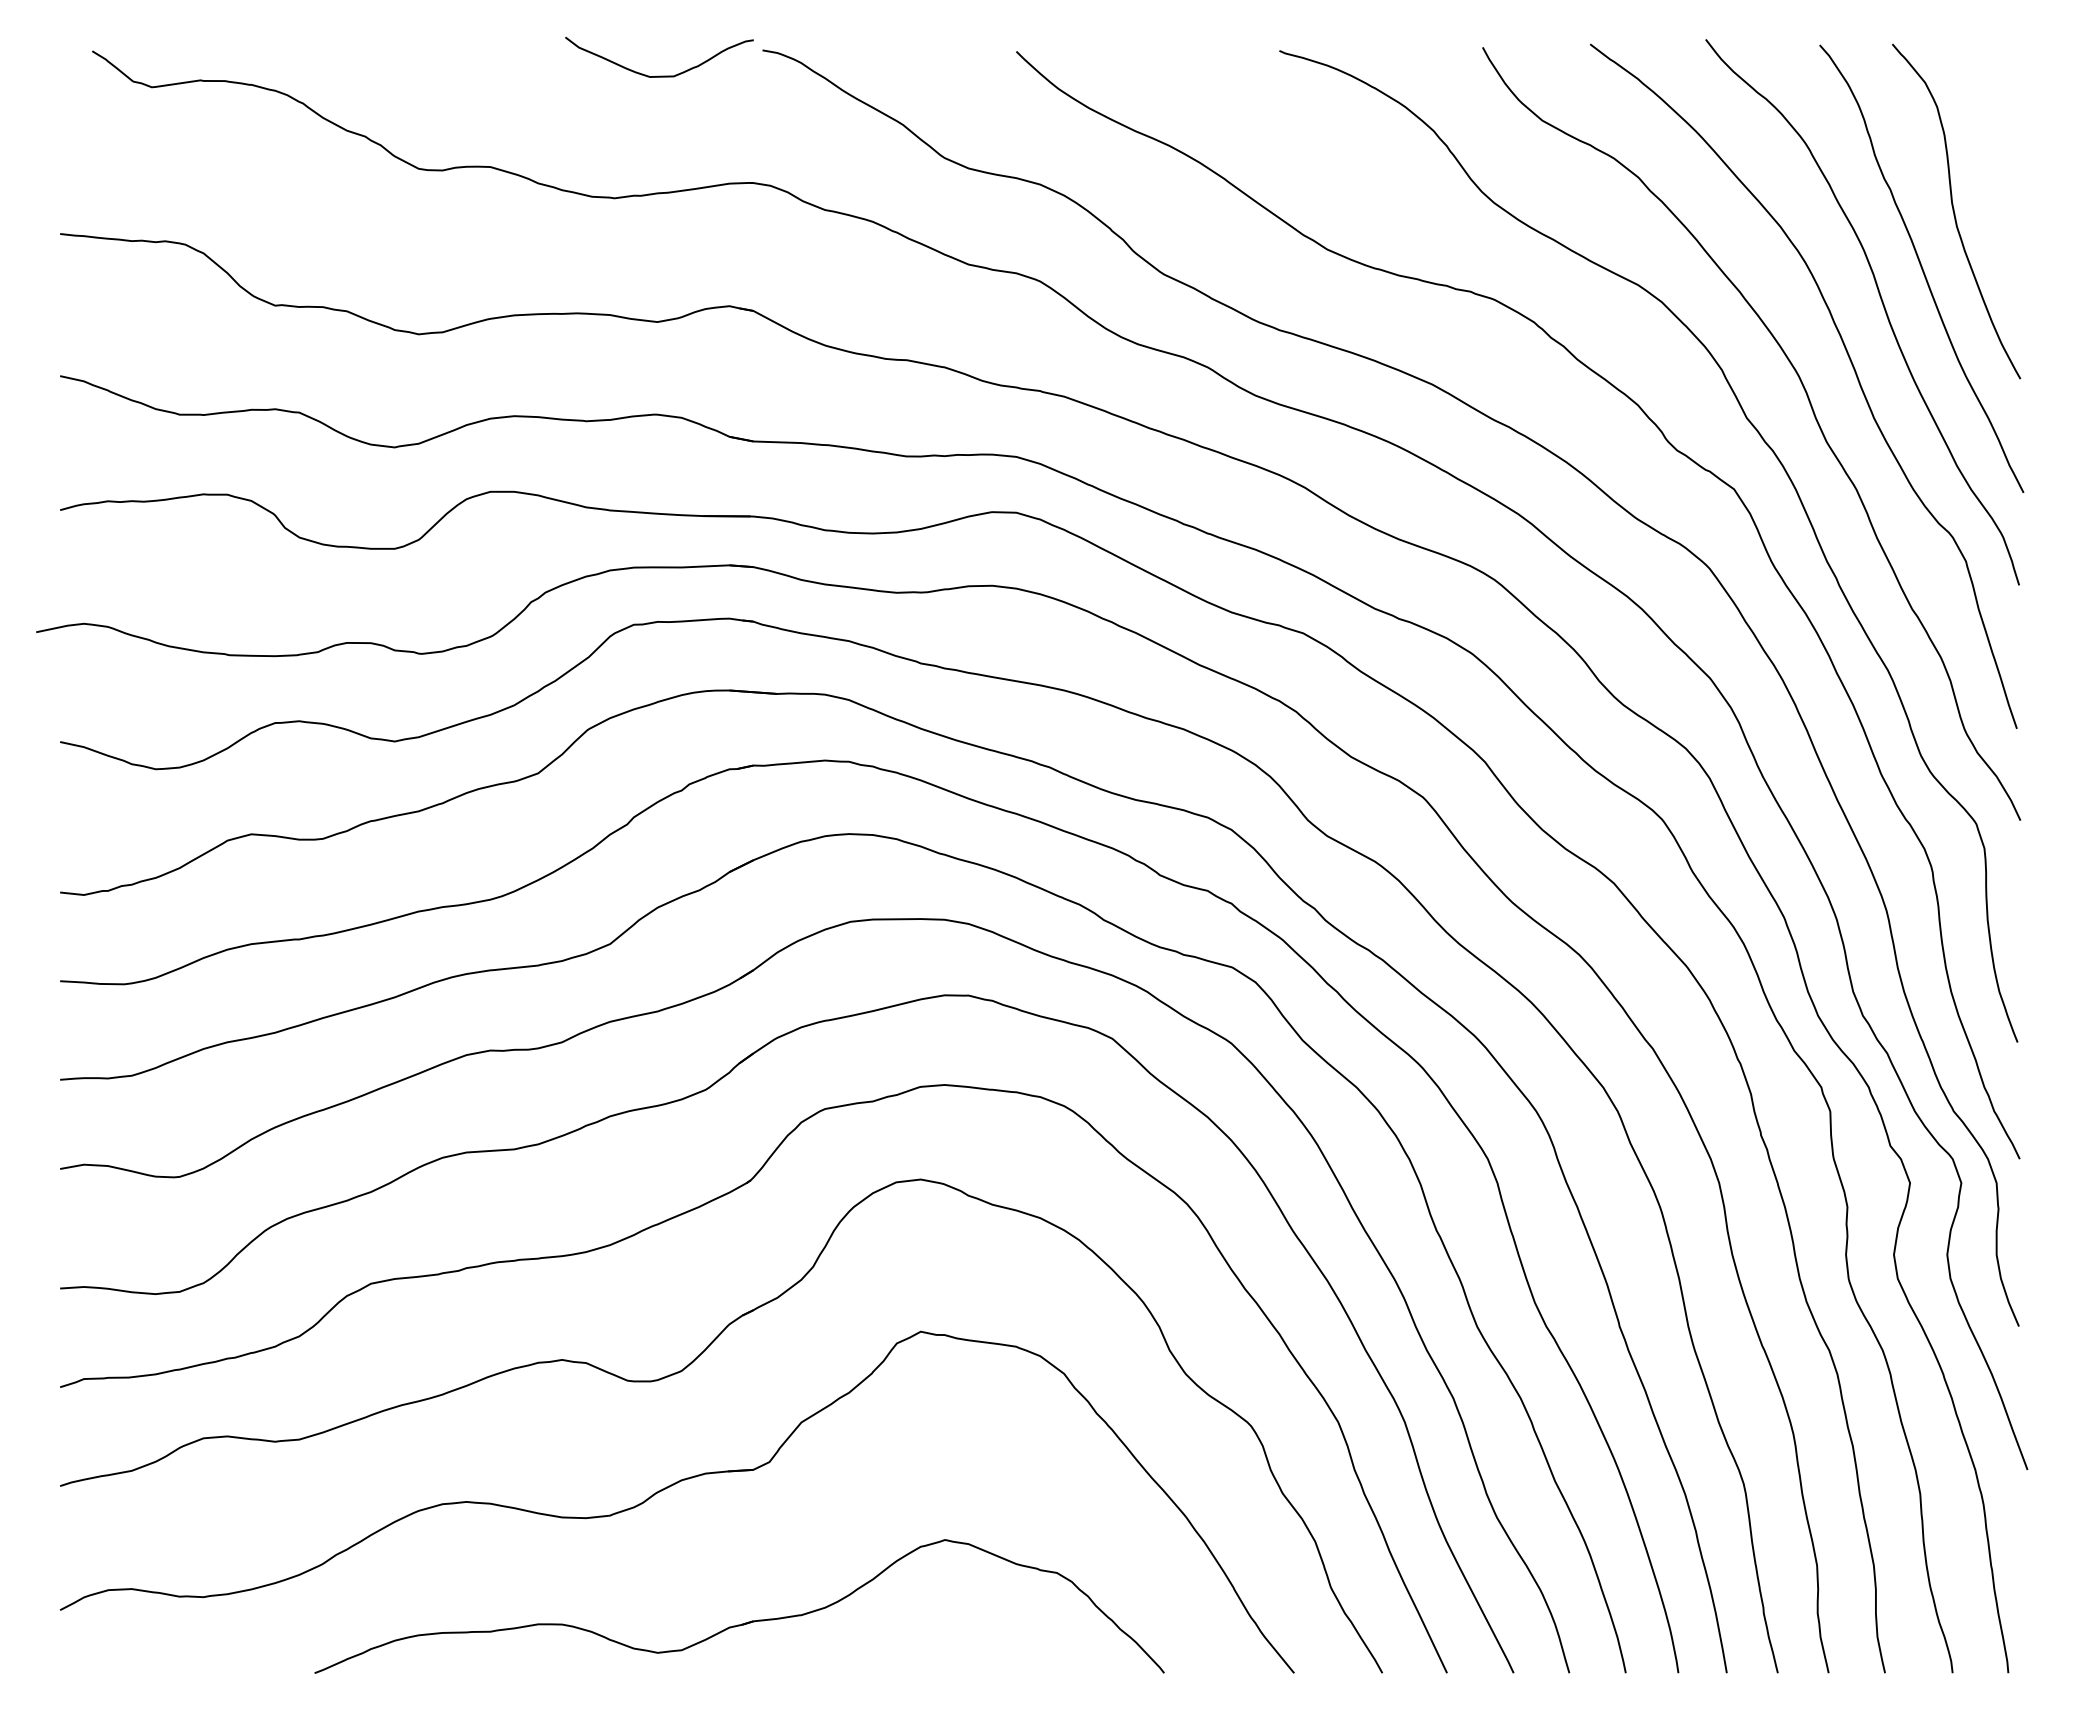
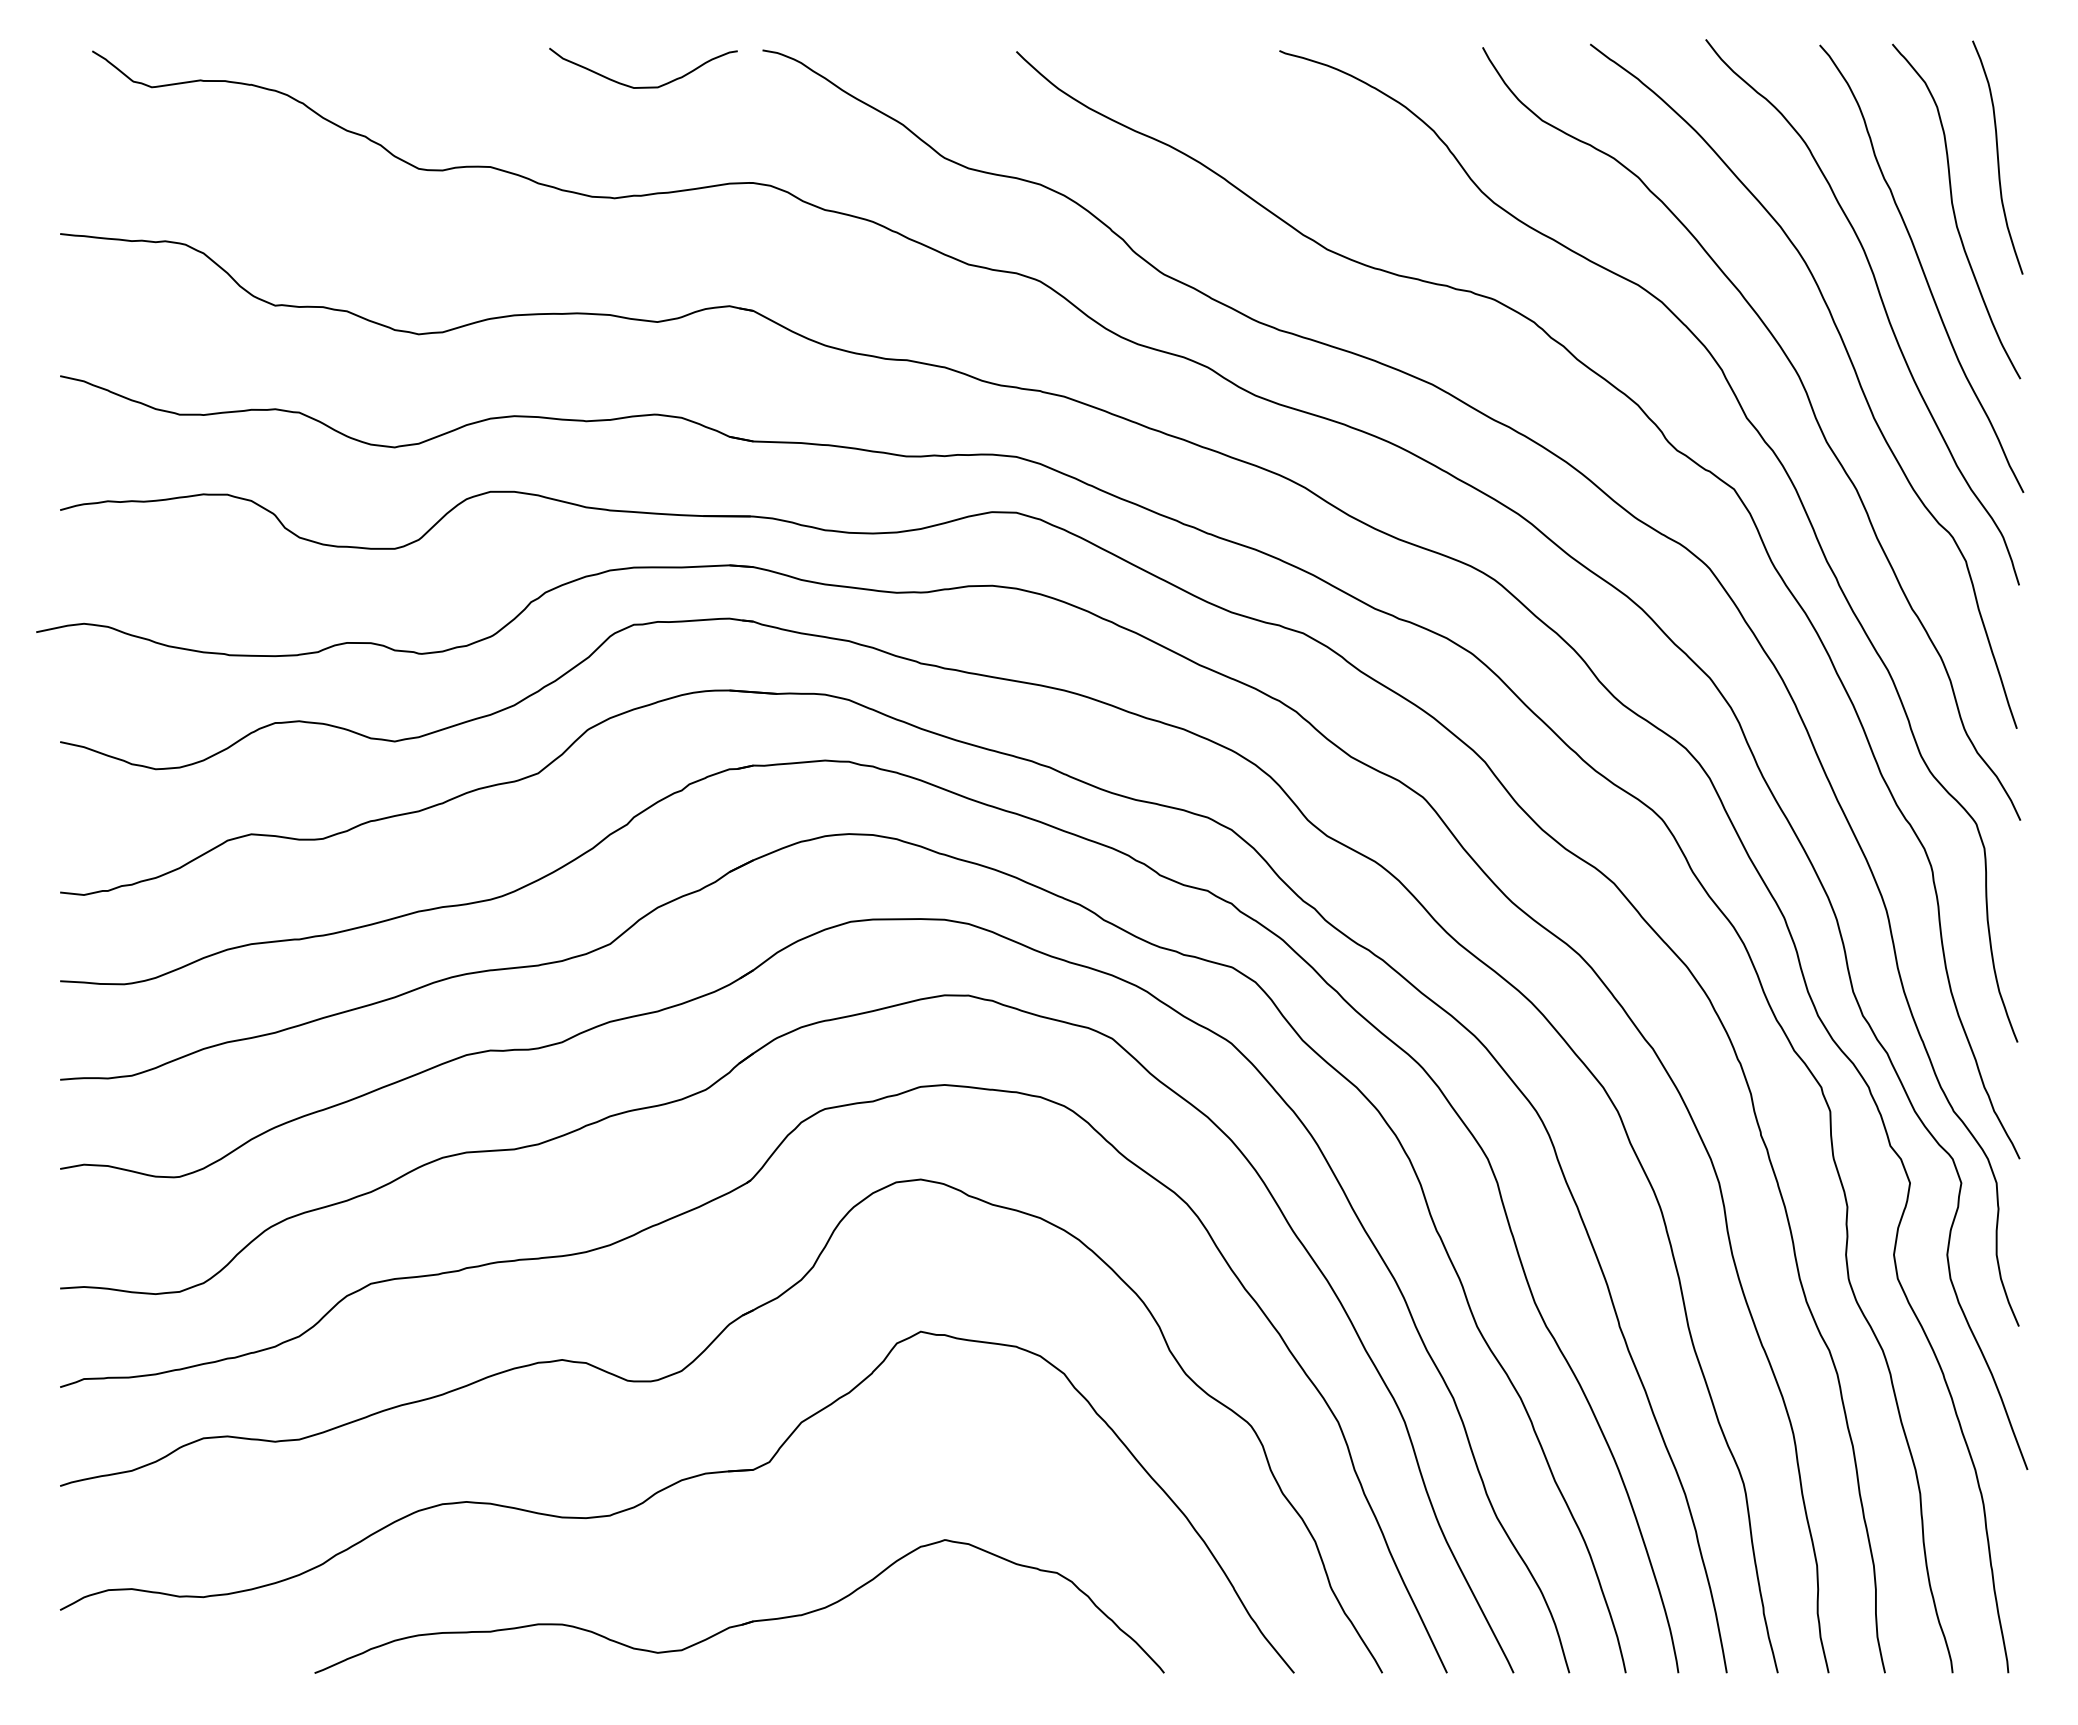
curve position: (659, 75) -> (643, 86) (643, 86)
curve: none -> present (1997, 157)
